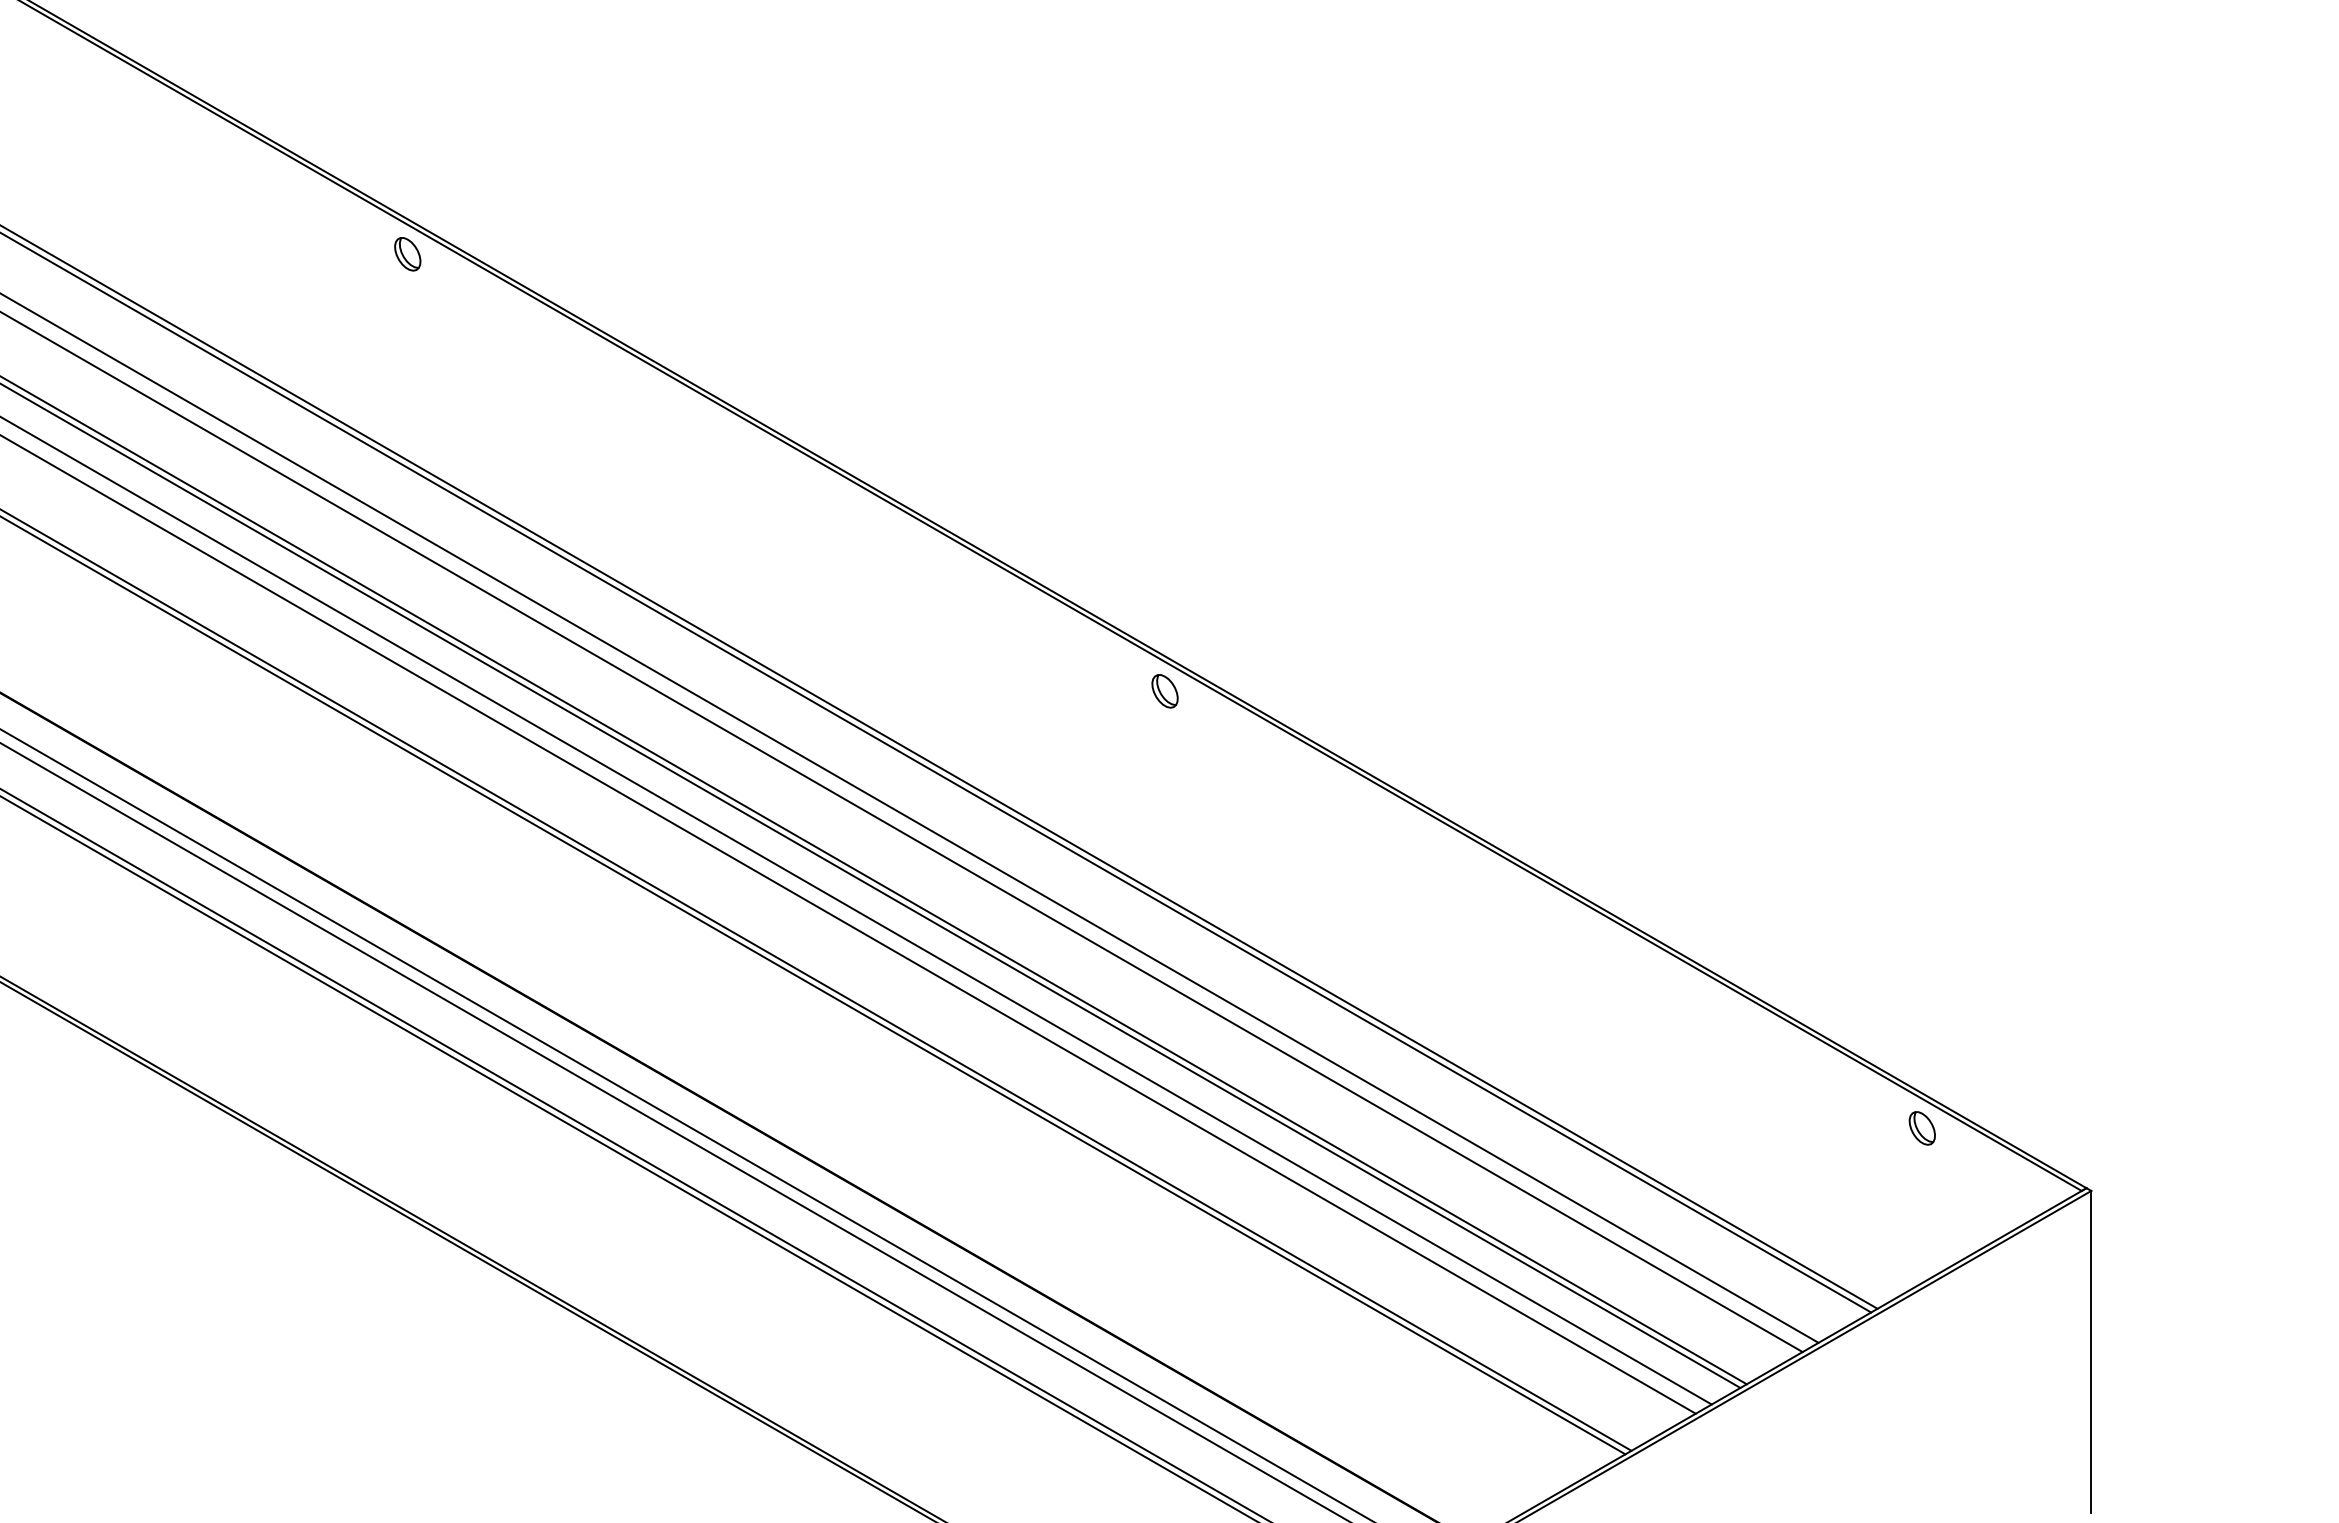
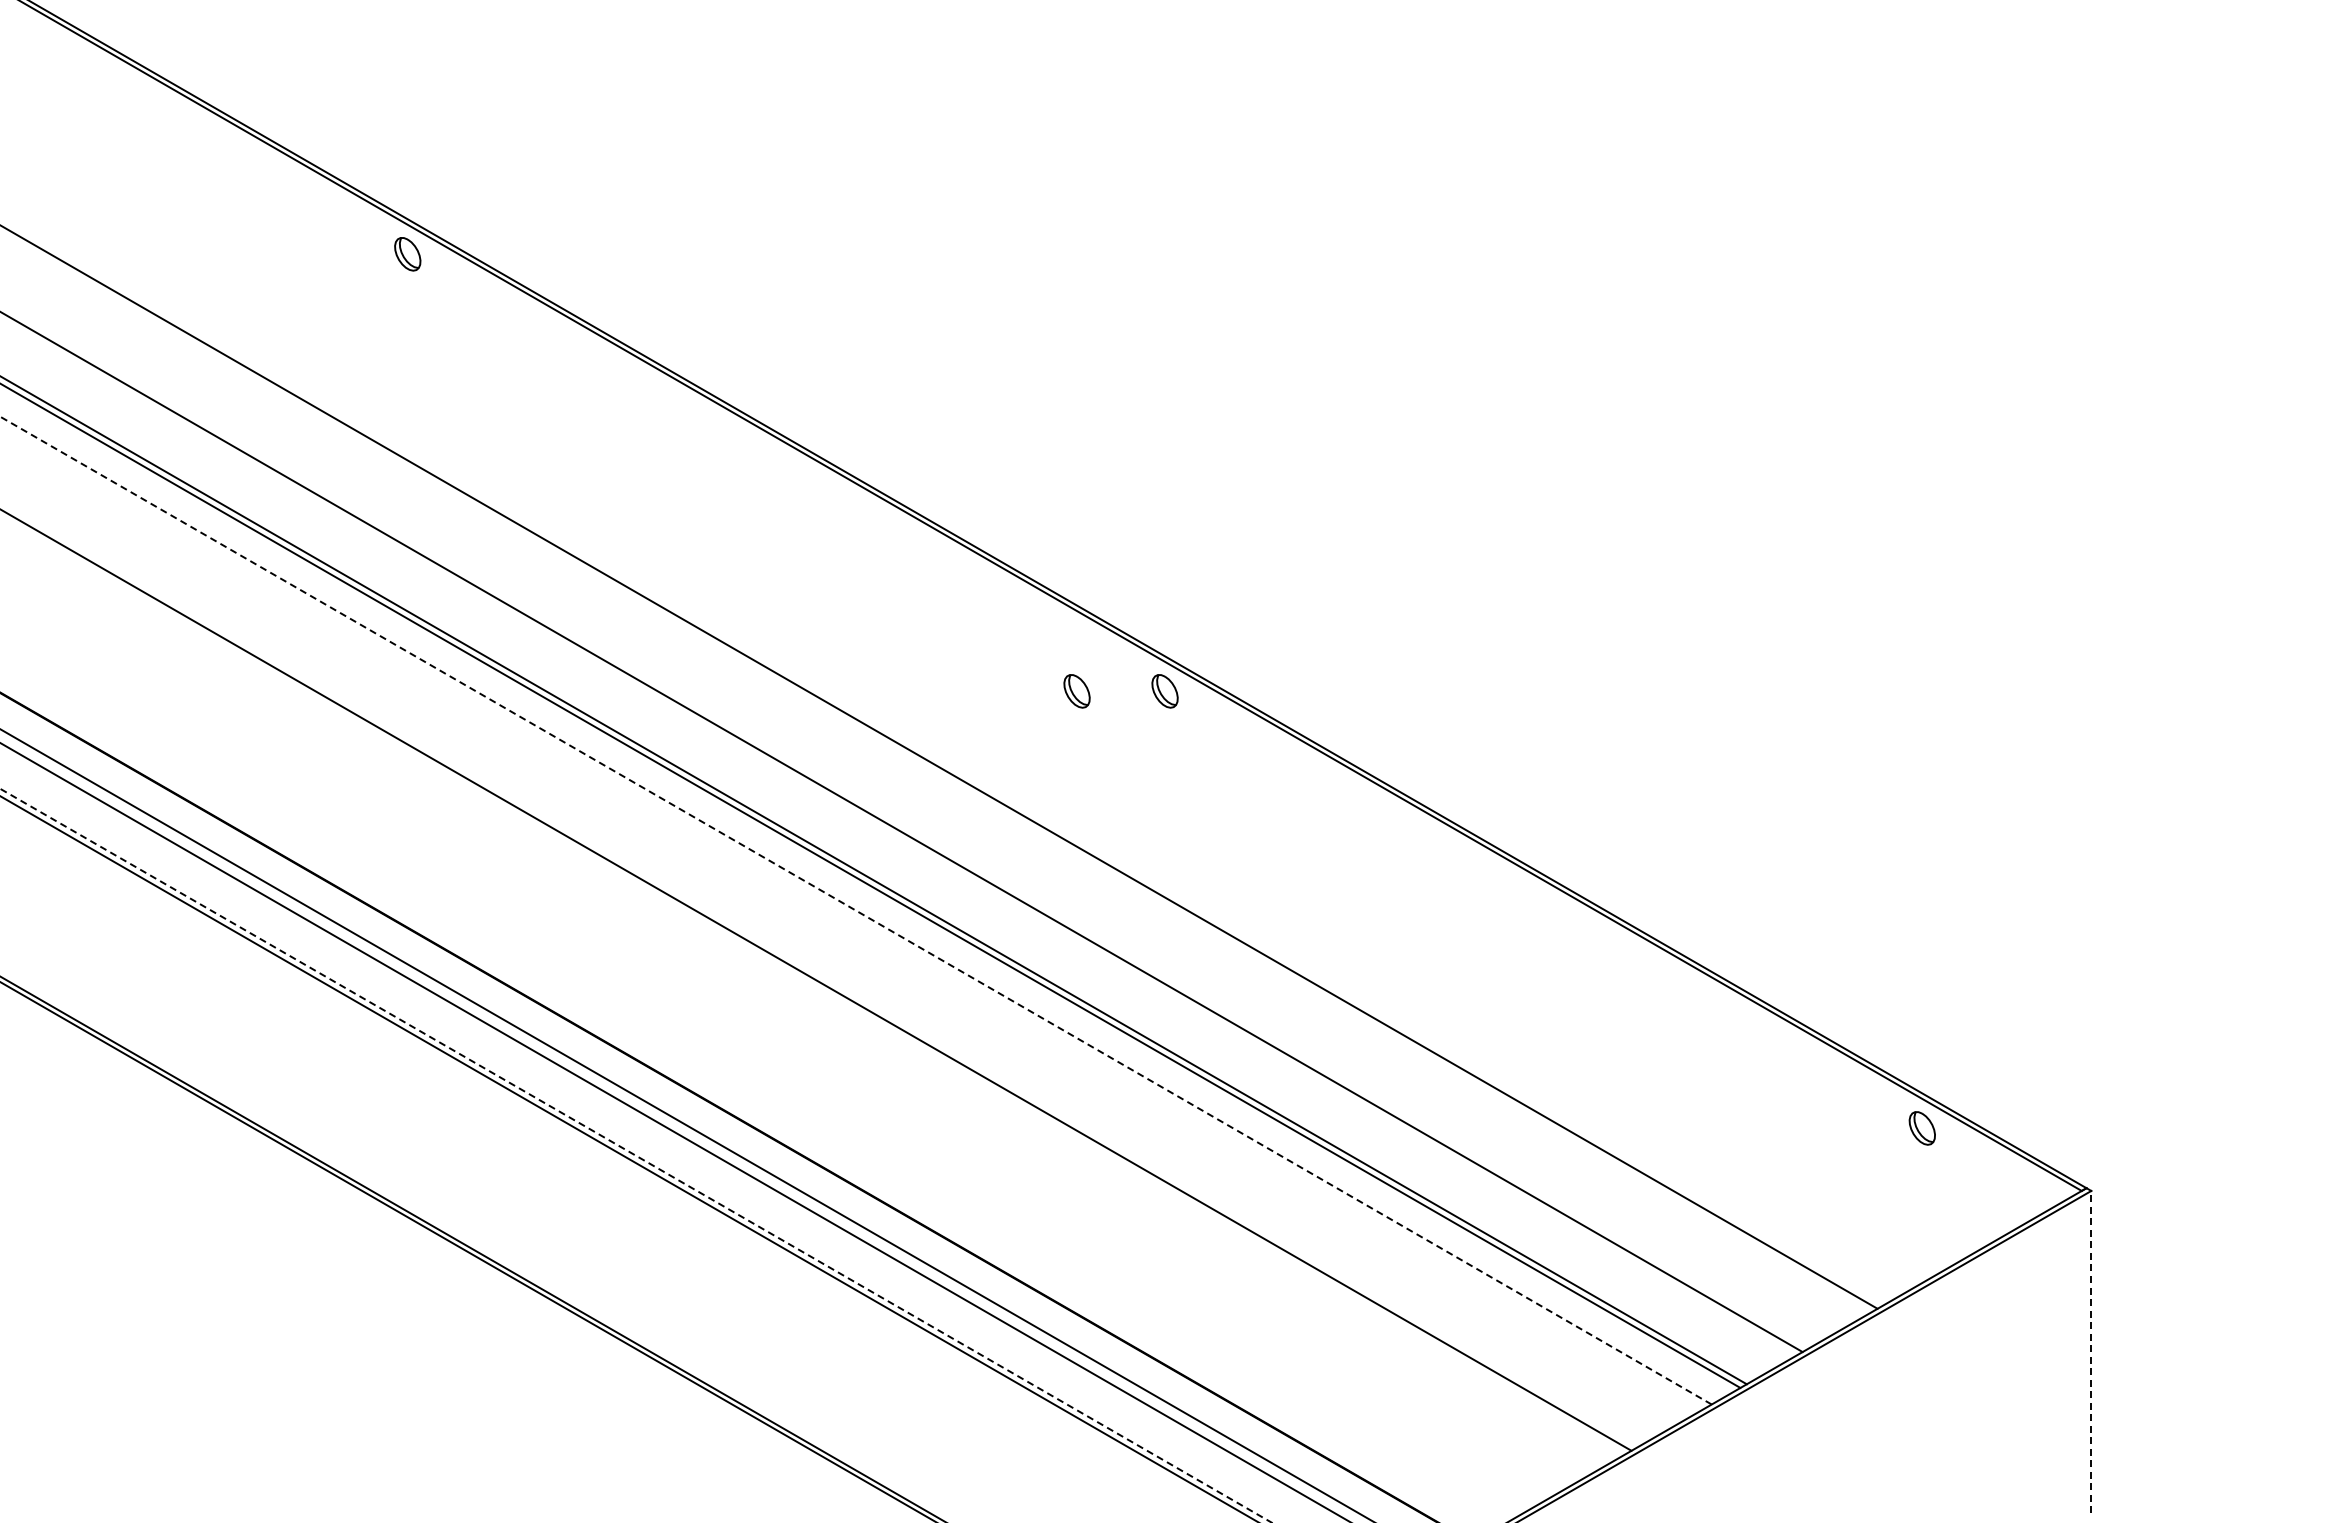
part: none -> present (1076, 691)
line: present -> none (936, 772)
line: present -> none (910, 818)
line: solid -> dashed (856, 910)
line: present -> none (848, 924)
line: present -> none (813, 985)
line: solid -> dashed (636, 1155)
line: solid -> dashed (2091, 1351)
